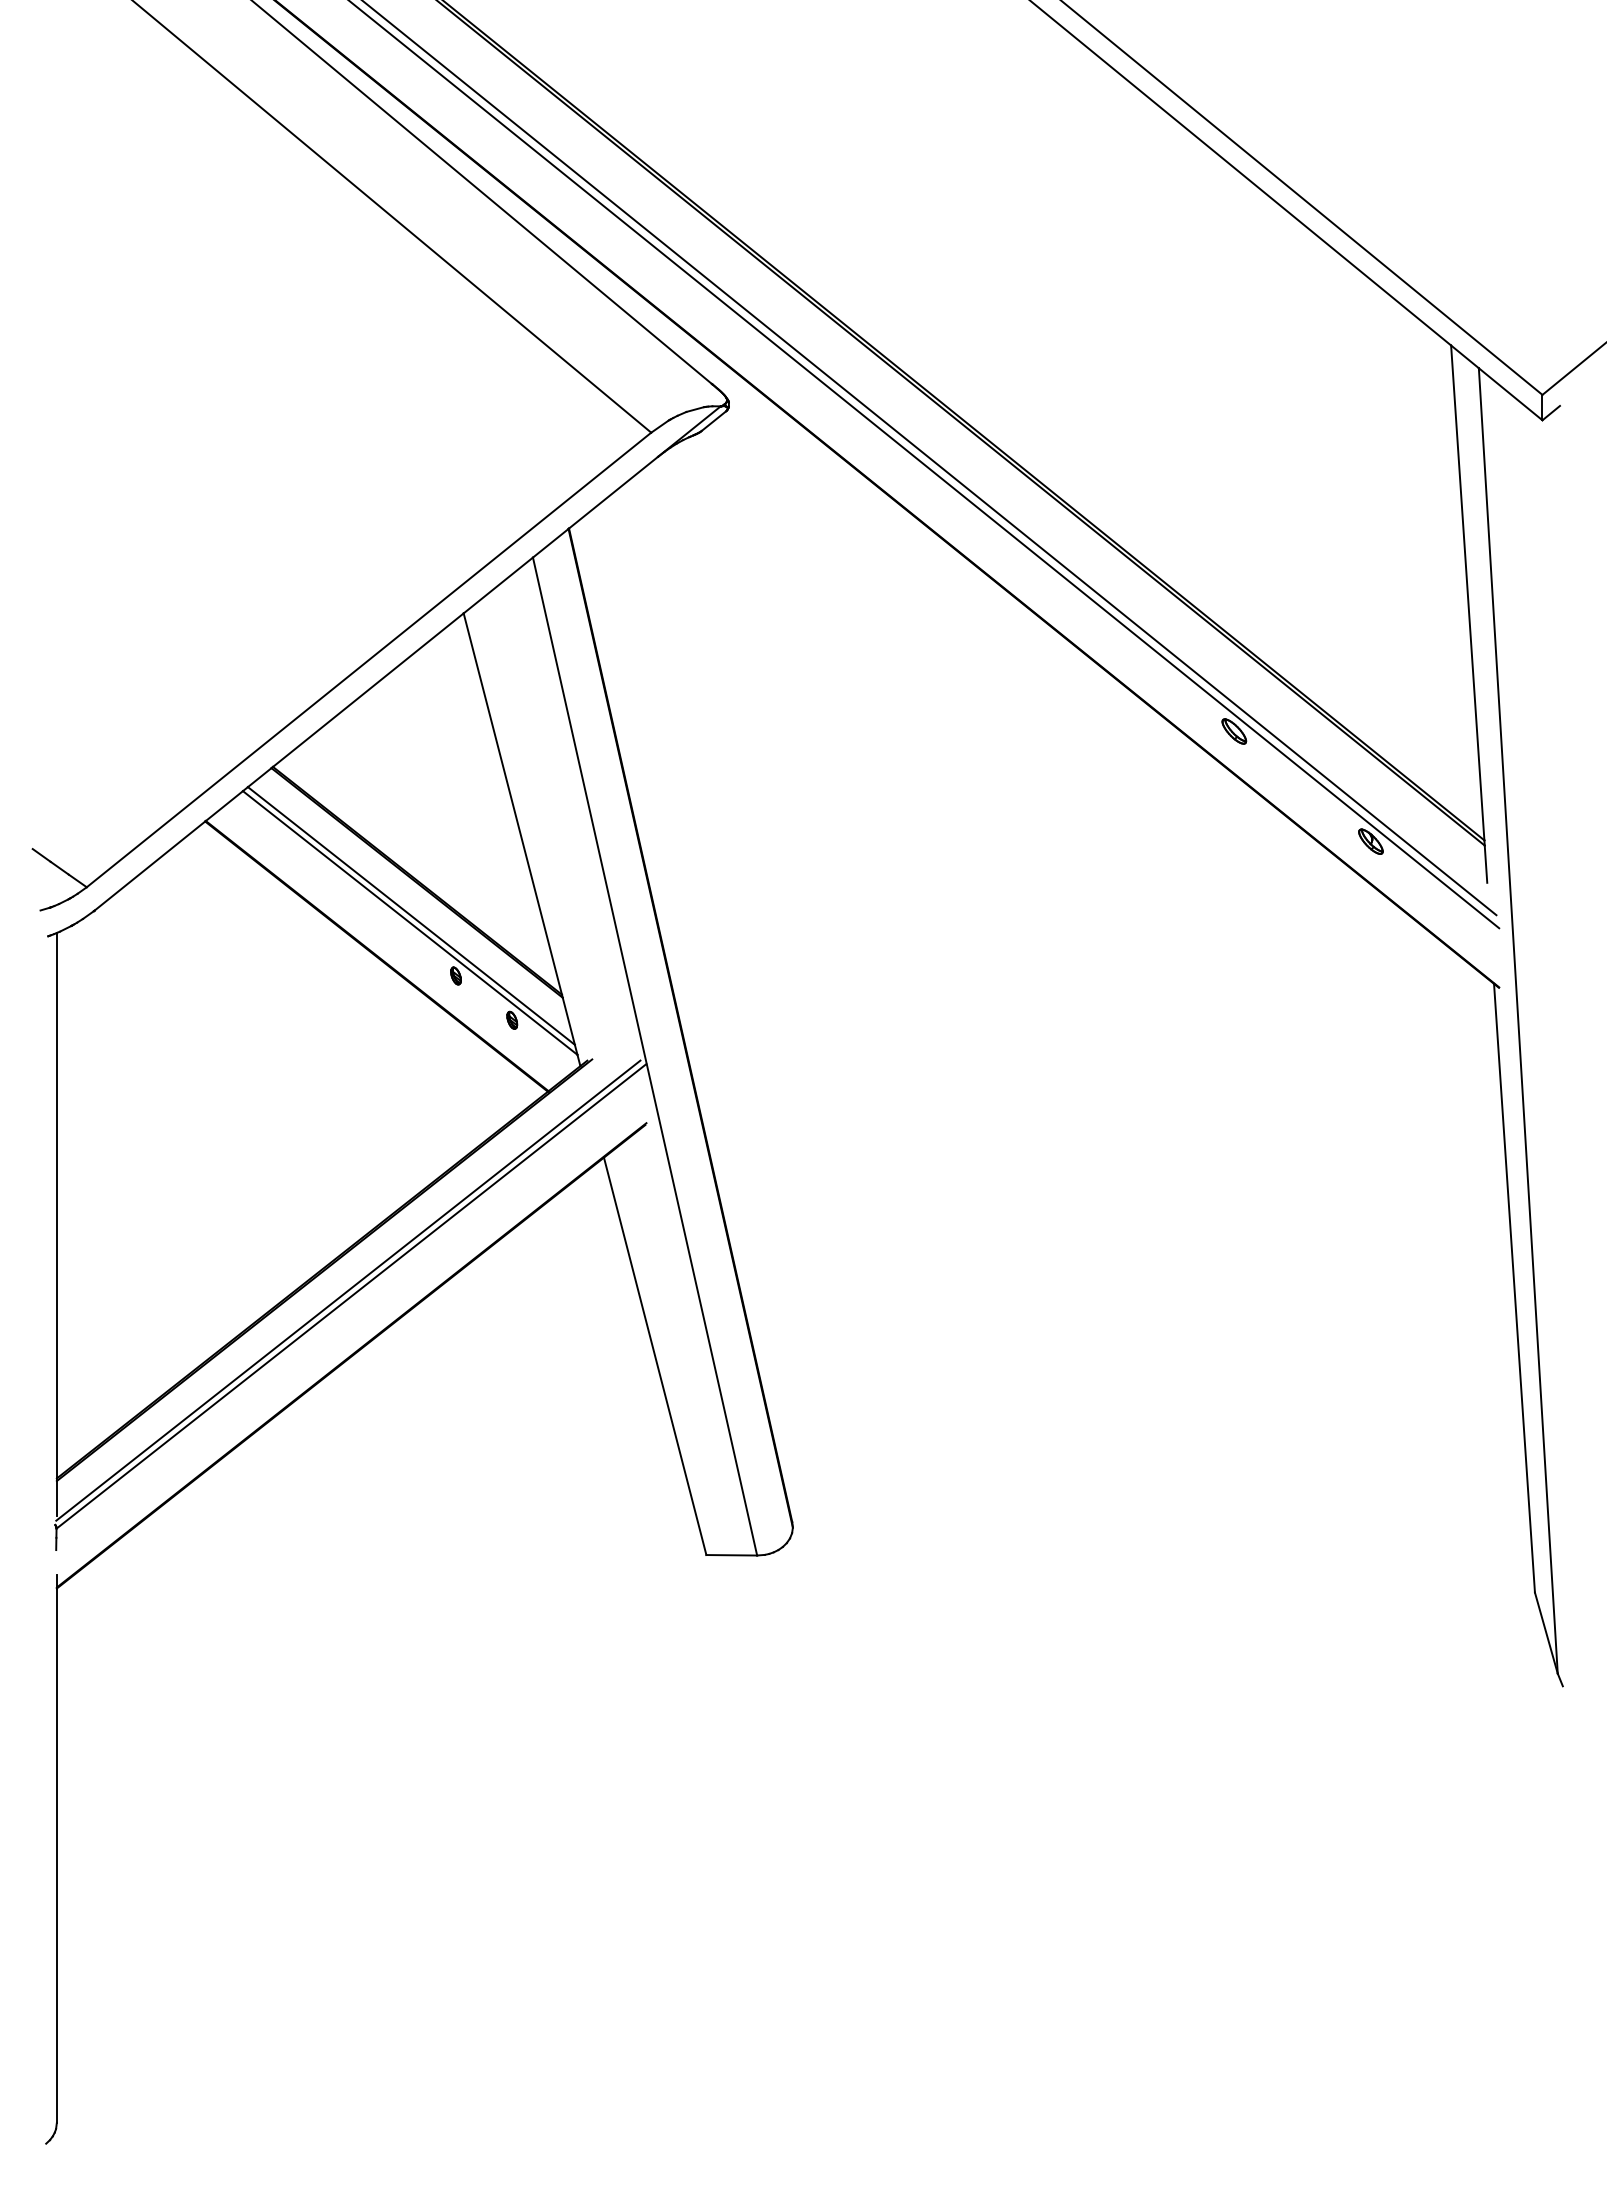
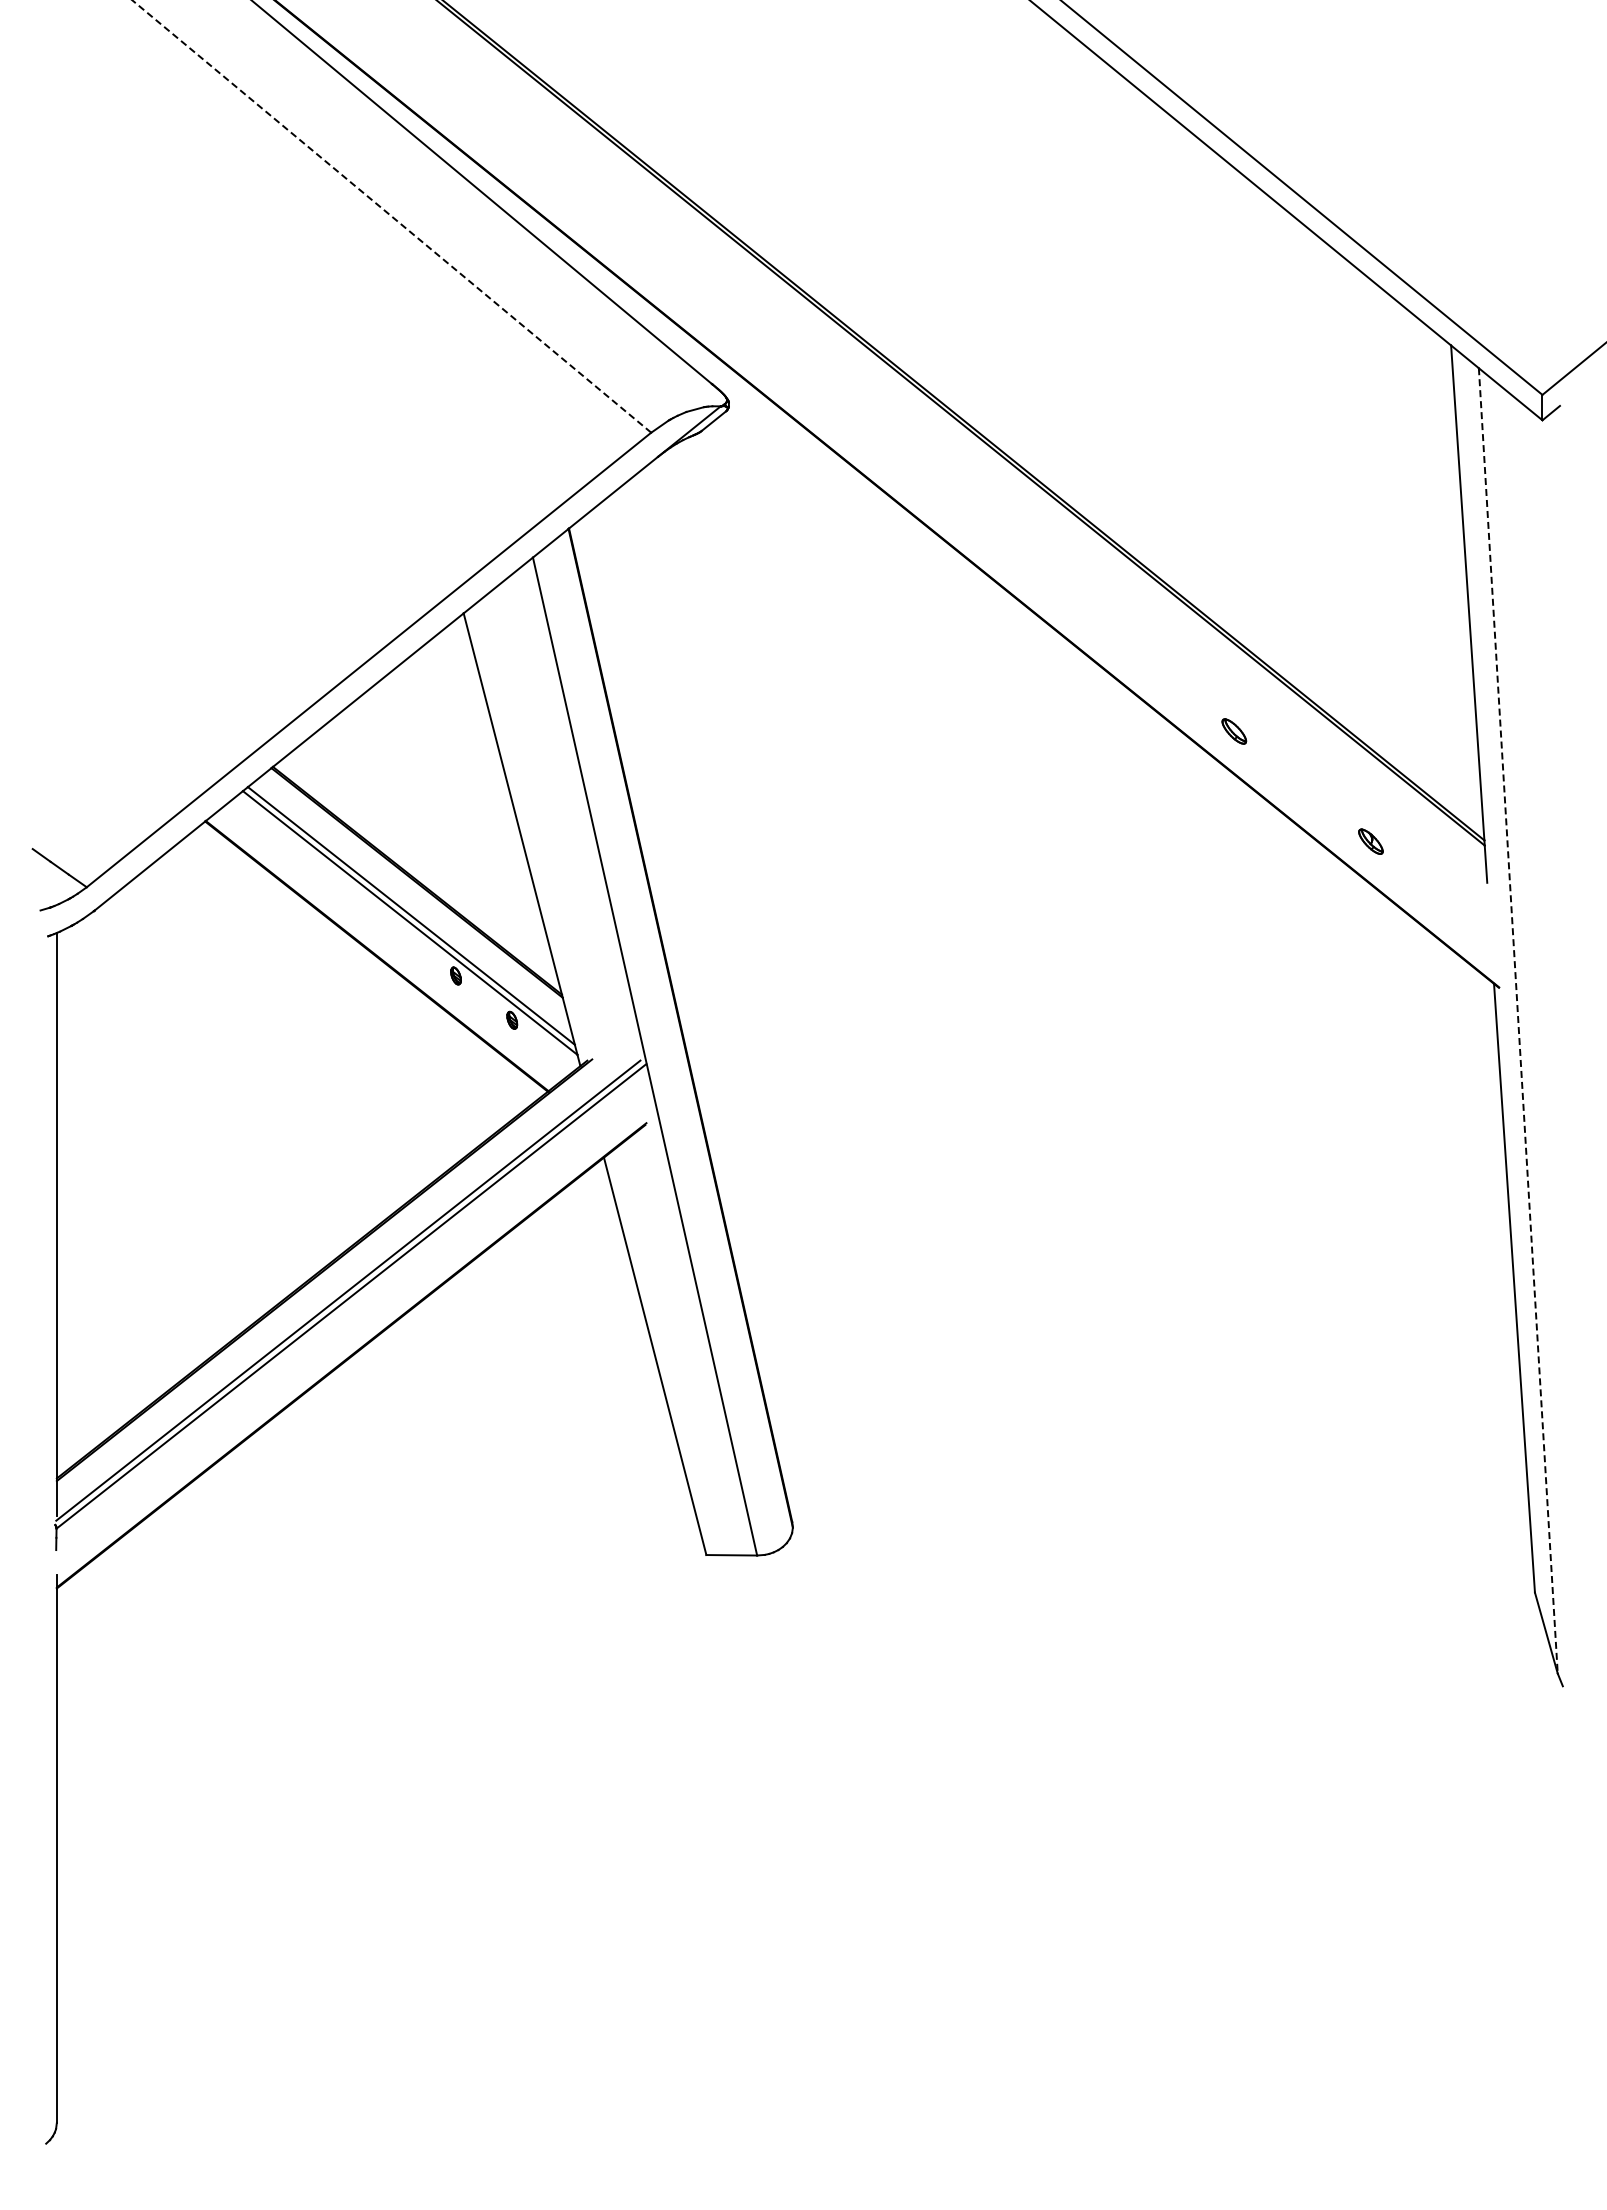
line: solid -> dashed (391, 216)
line: present -> none (930, 458)
line: present -> none (924, 465)
line: solid -> dashed (1518, 1020)
